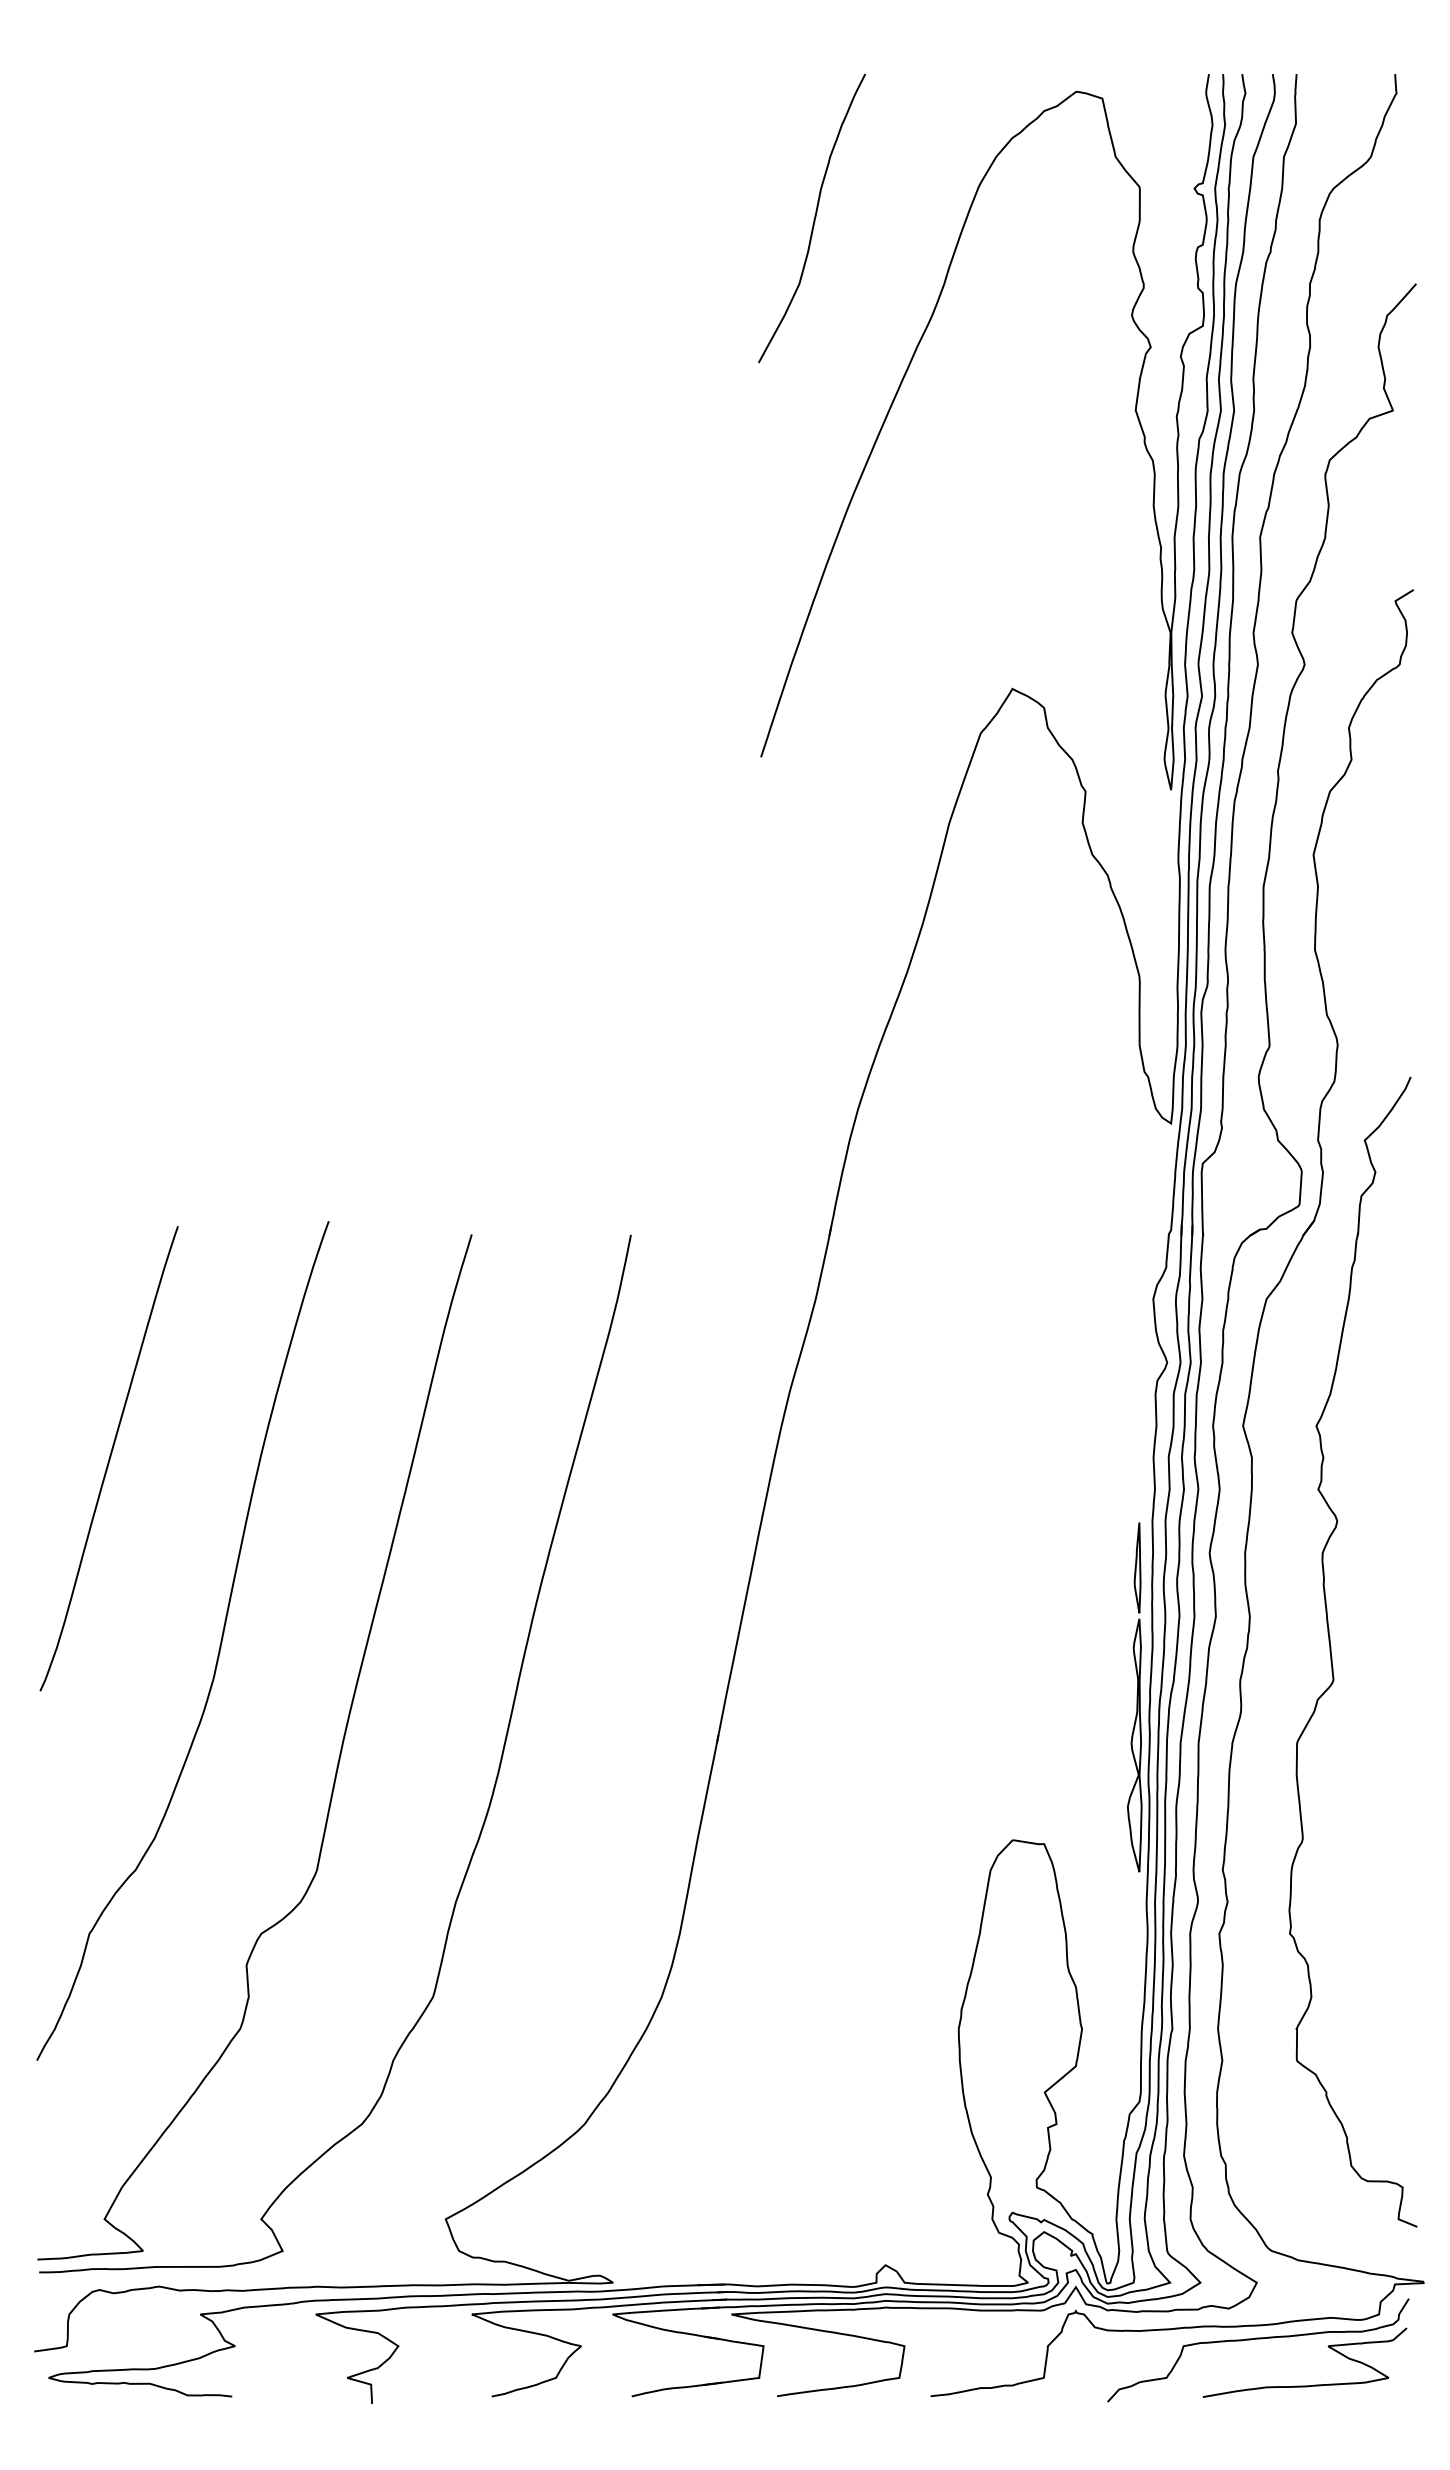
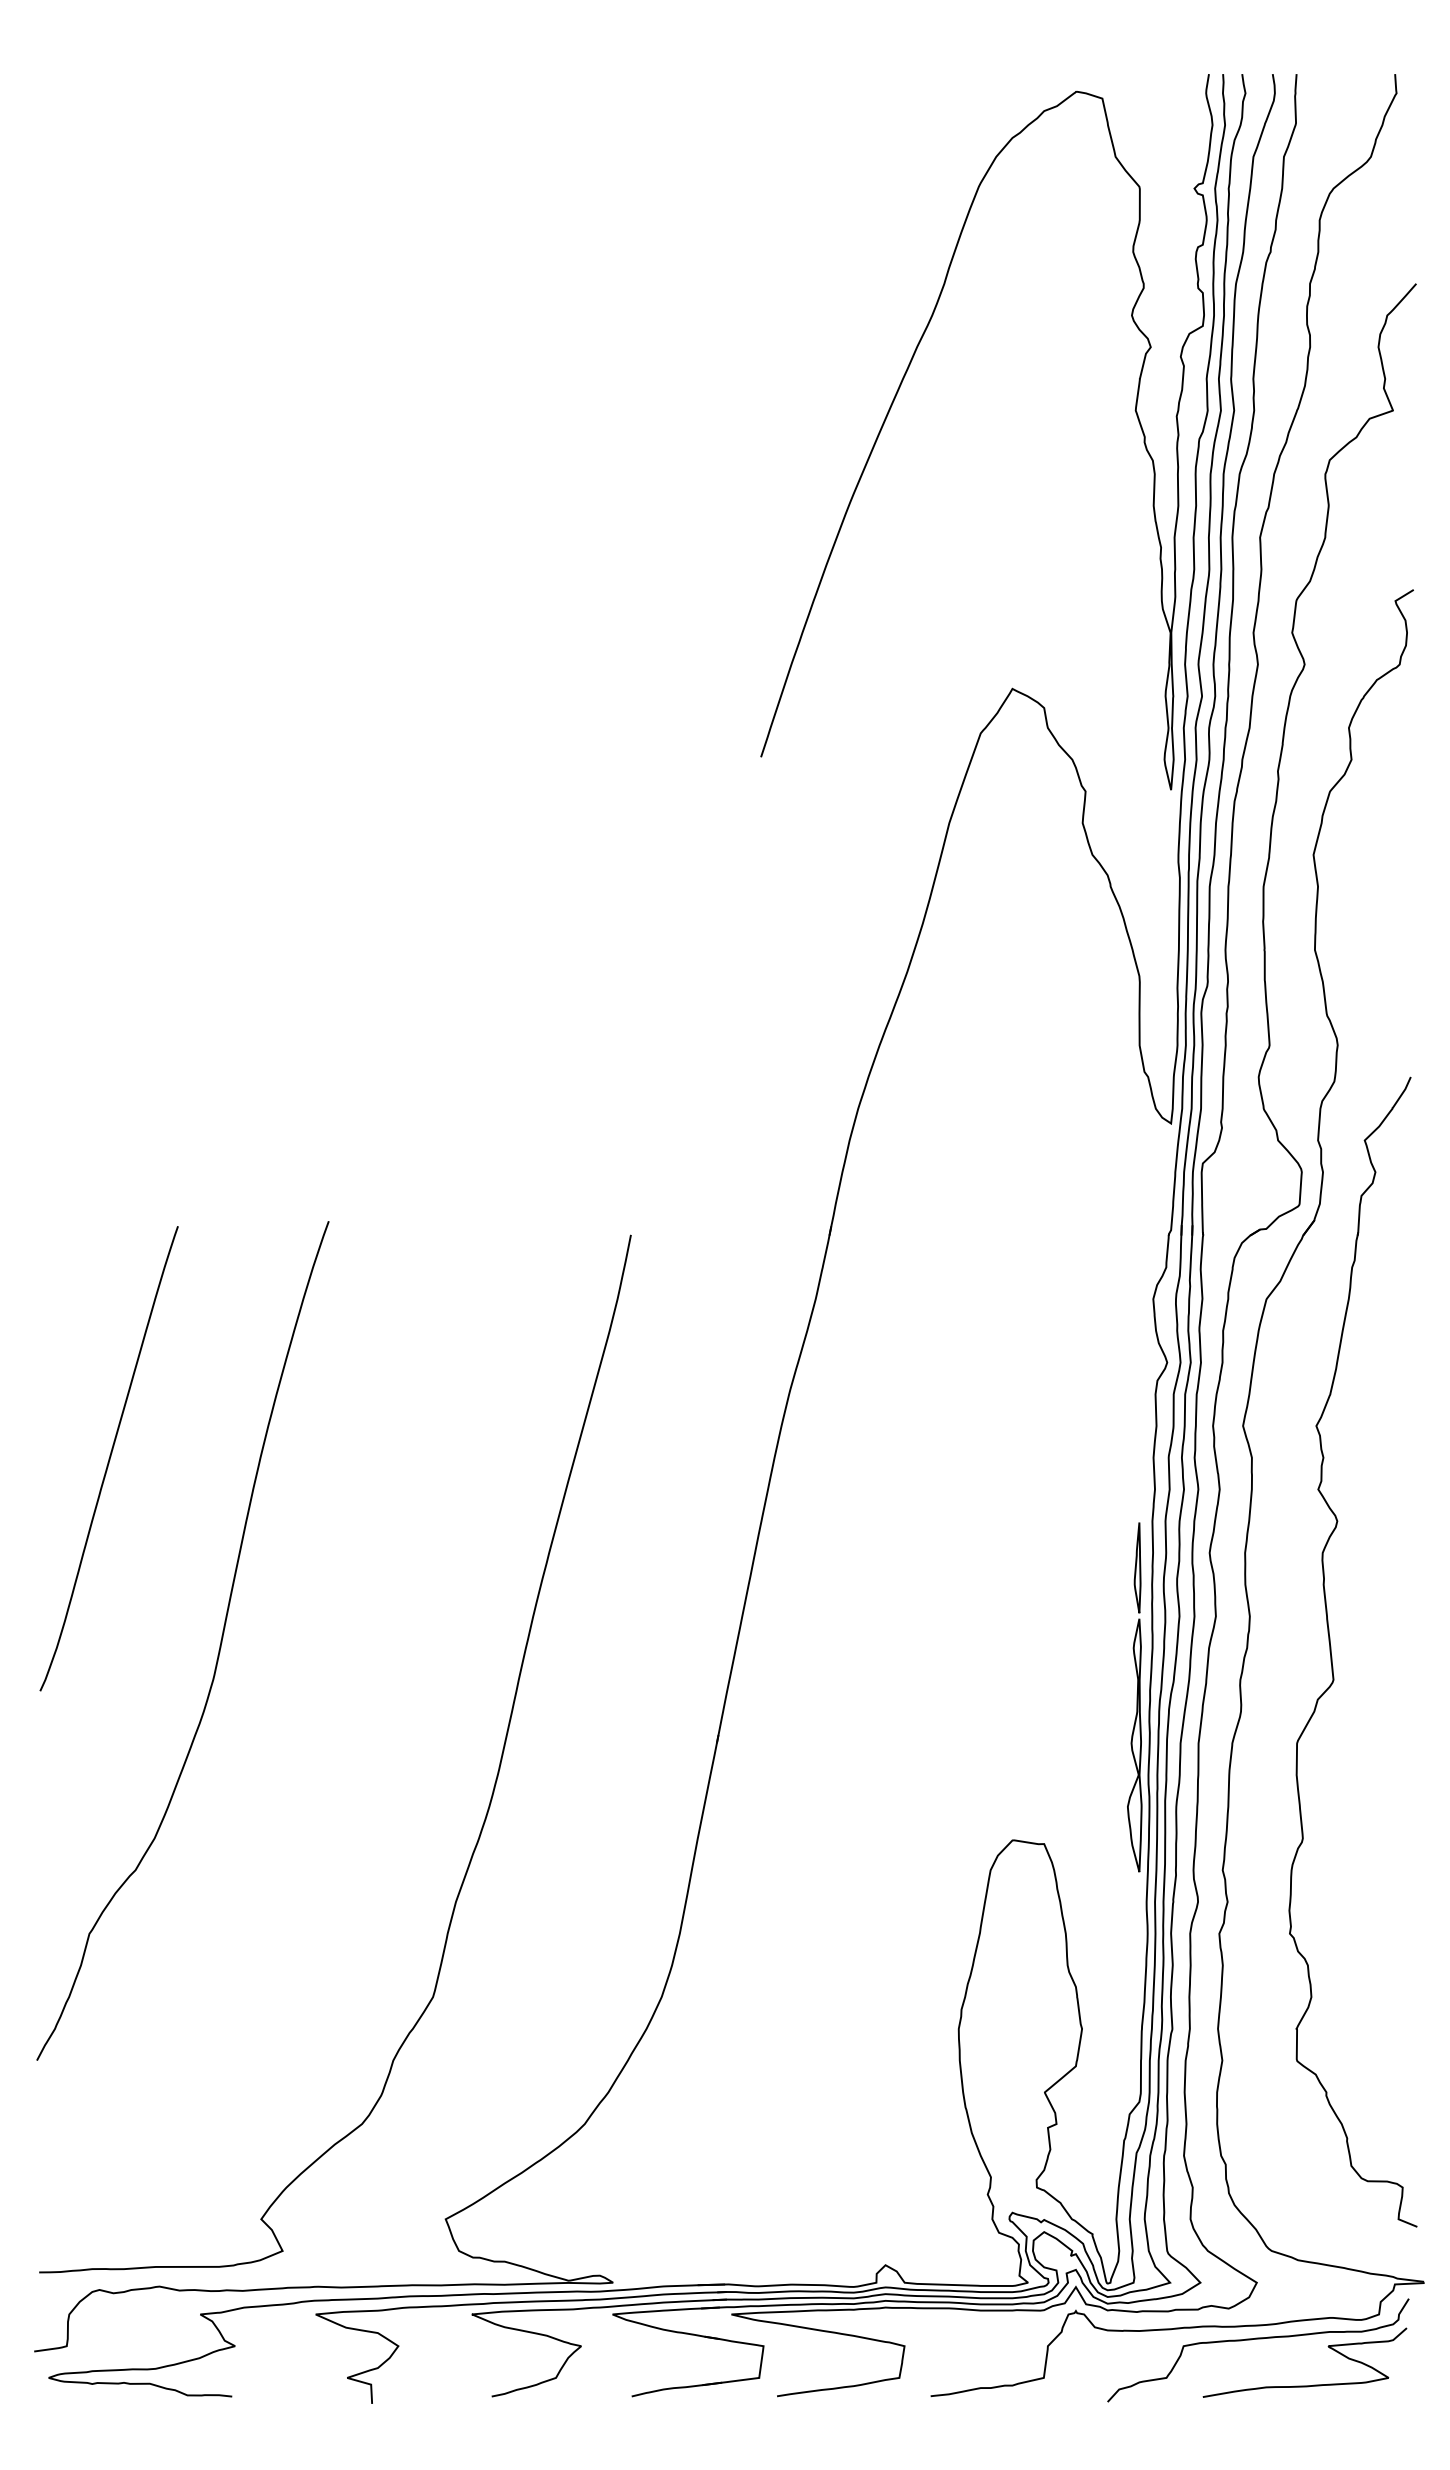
curve: present -> none (813, 219)
curve: present -> none (337, 1762)
